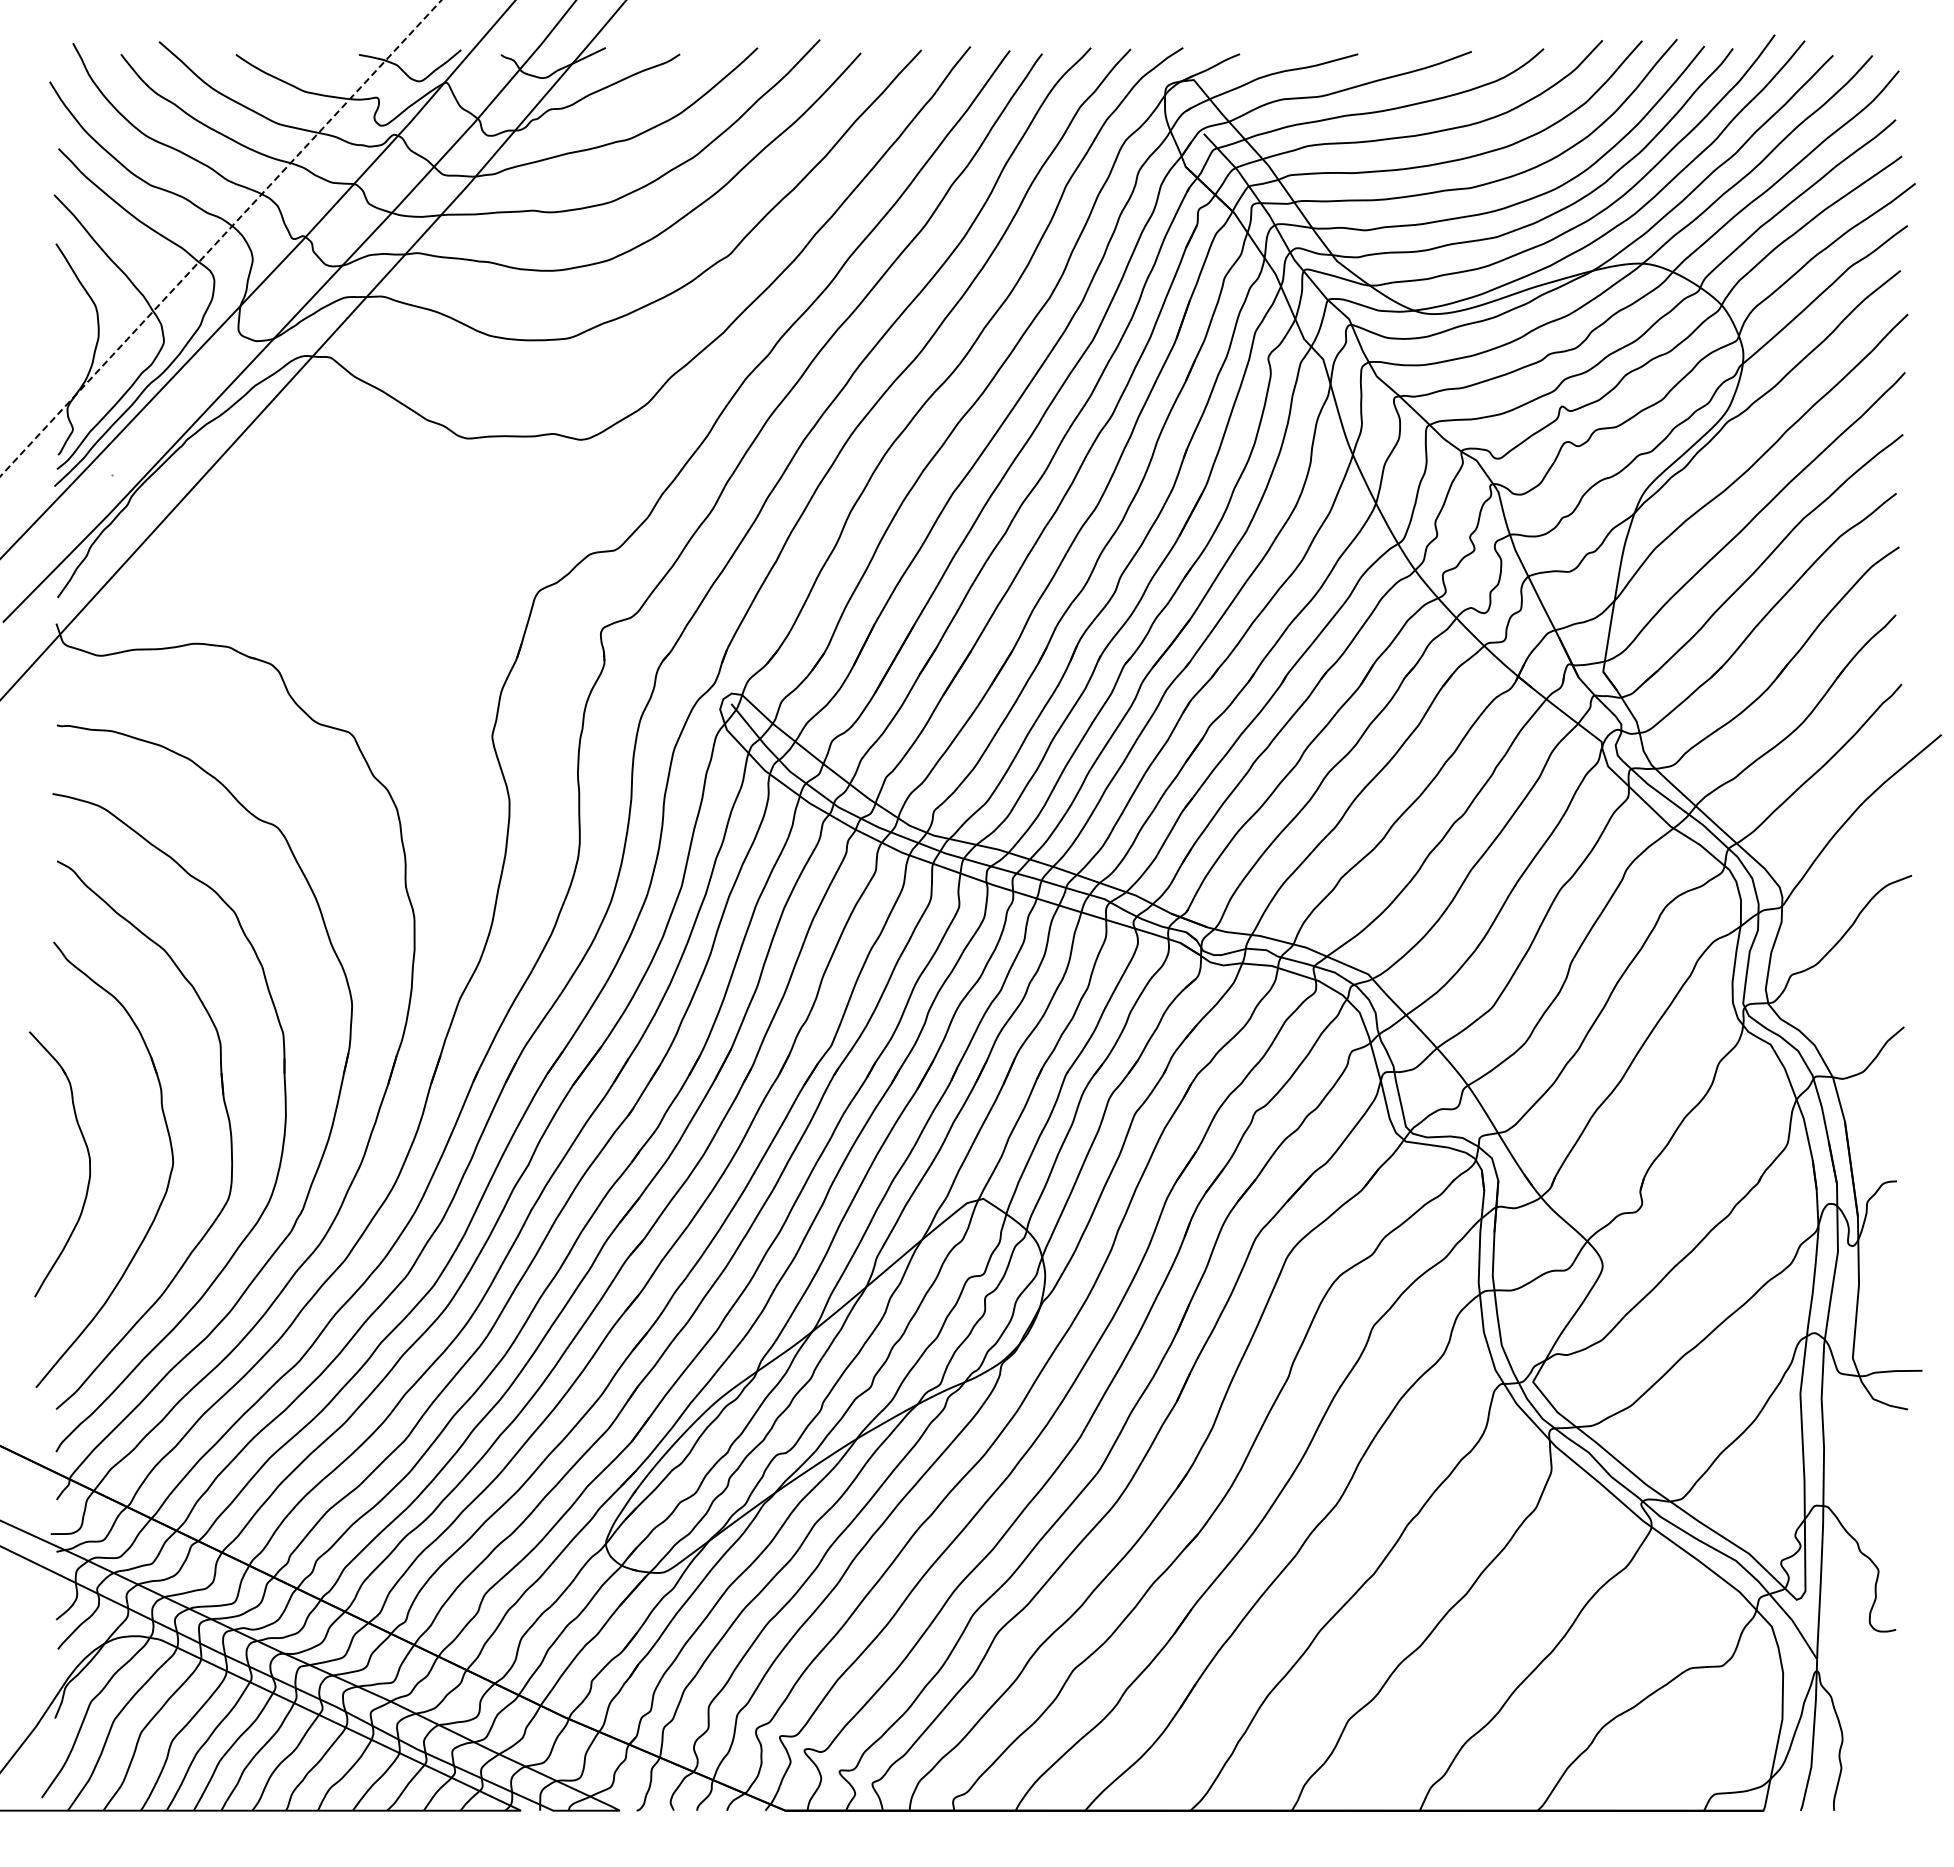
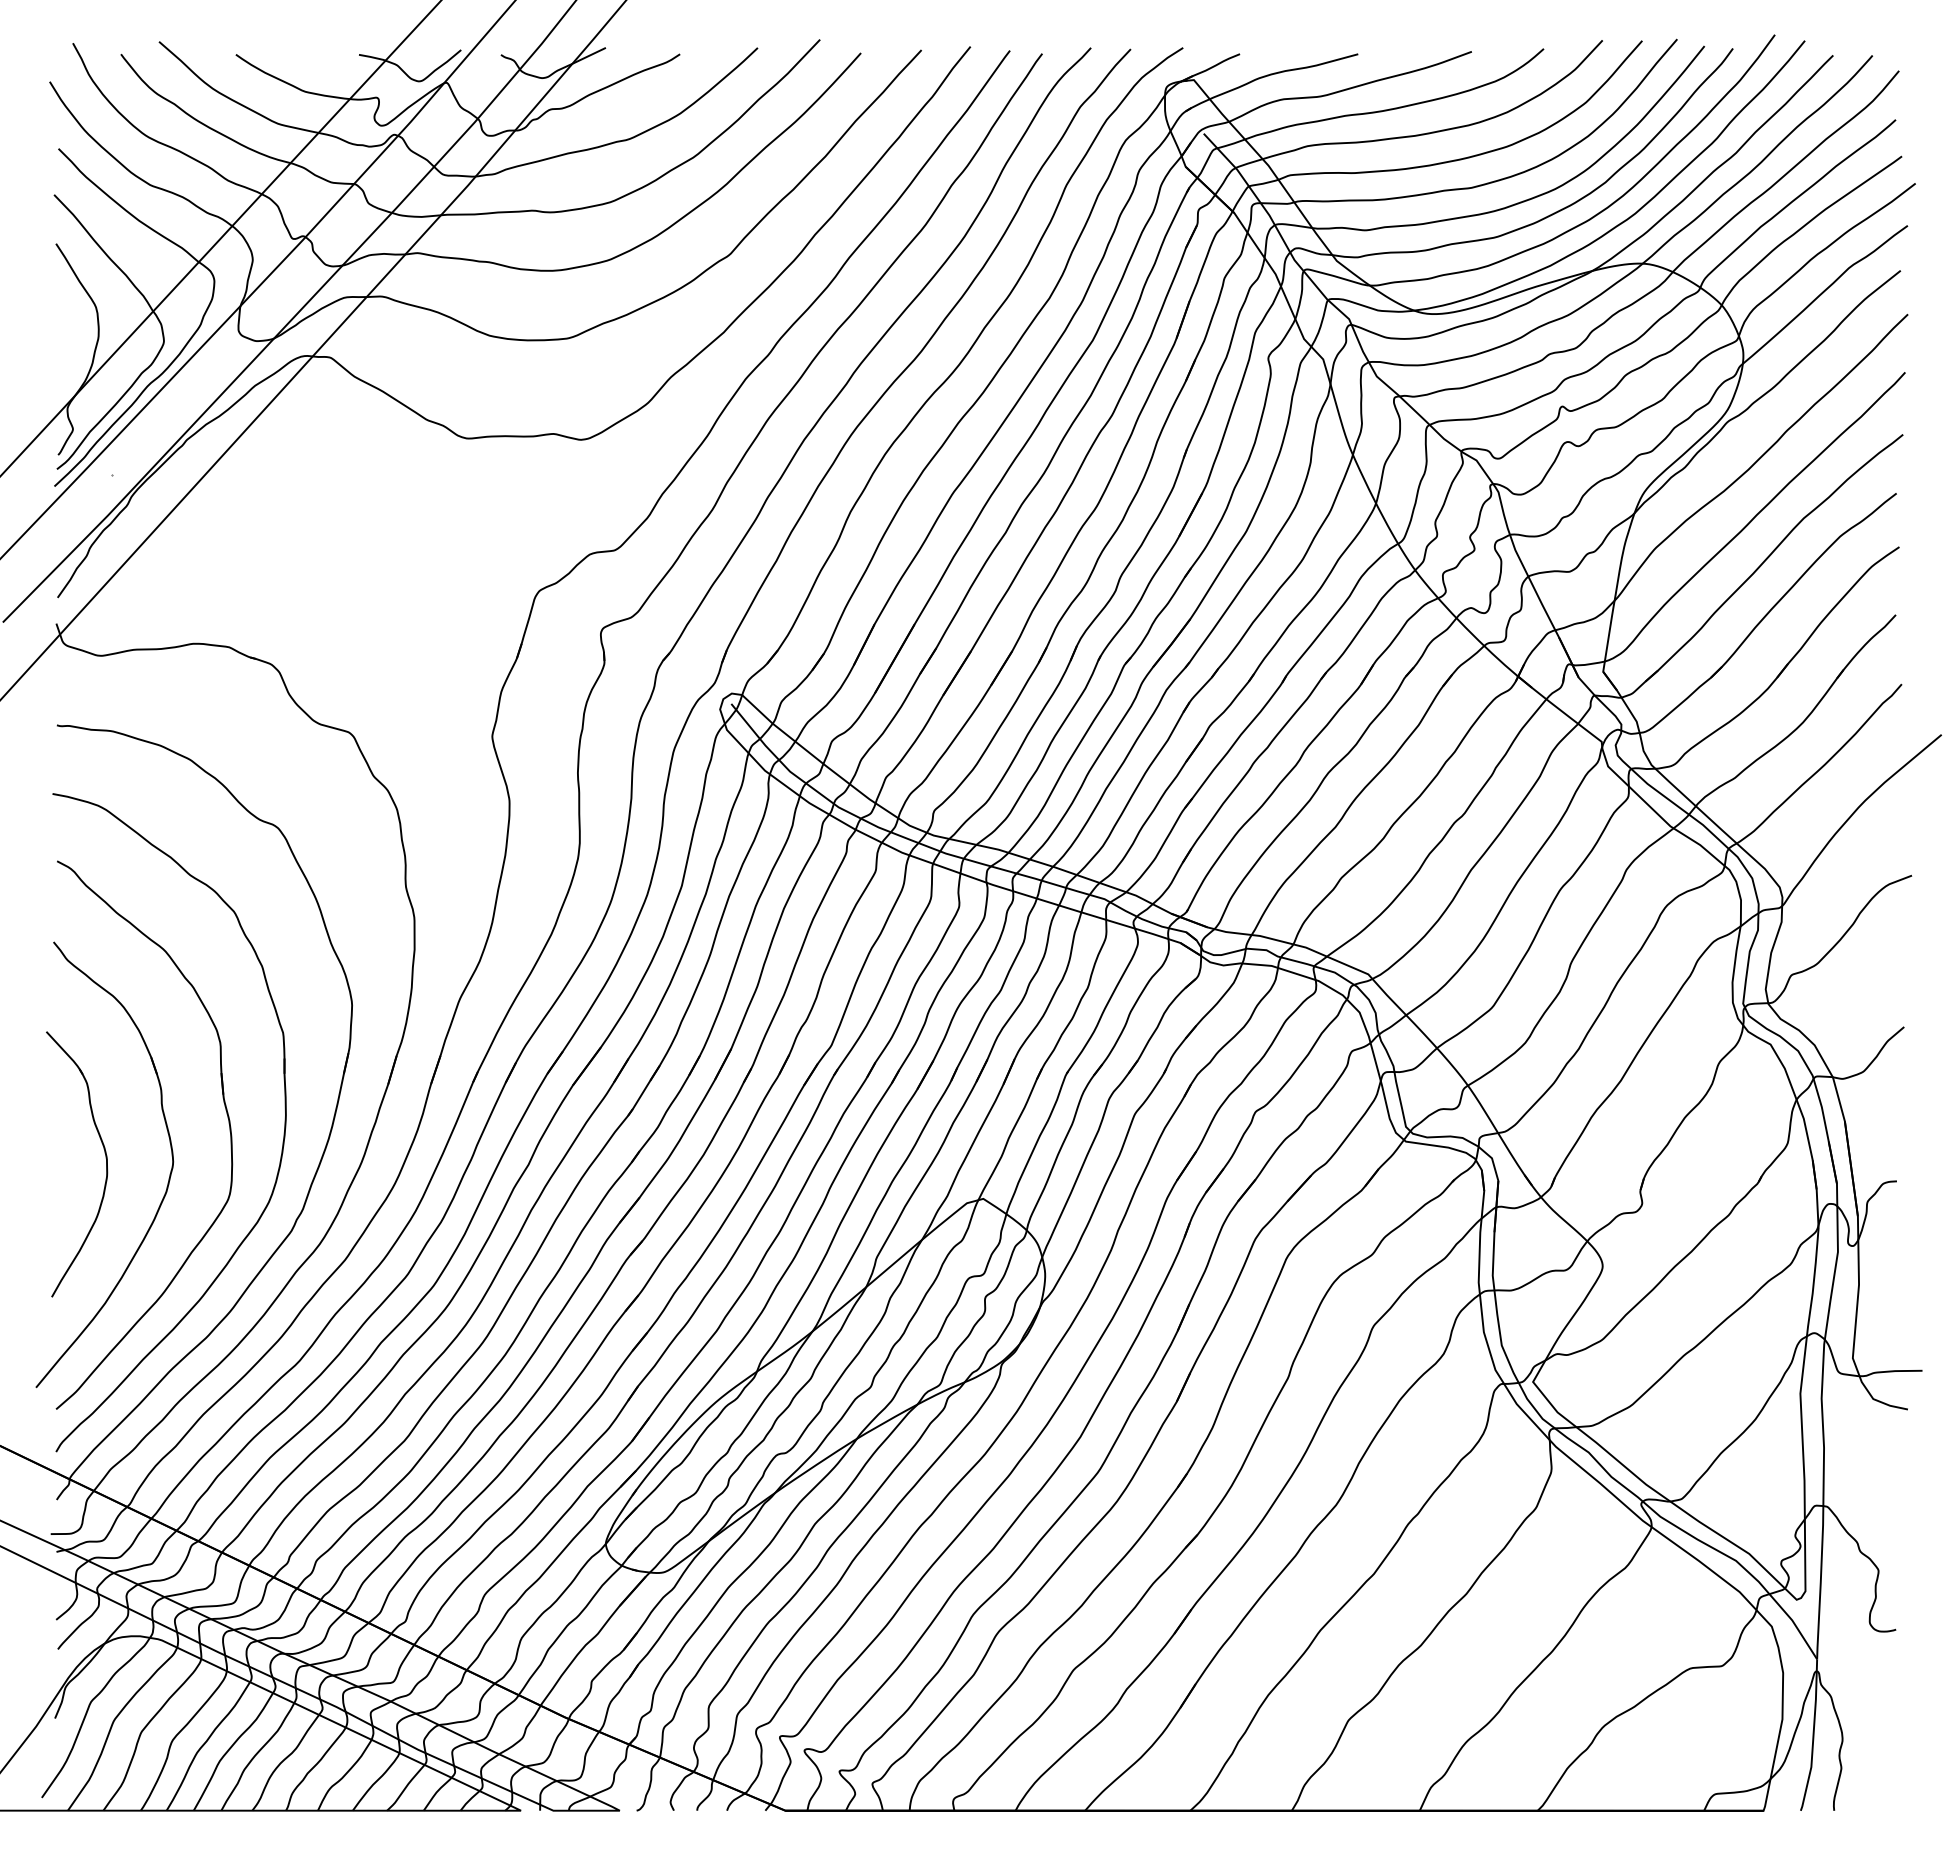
line: dashed -> solid (221, 238)
part position: (88, 1158) -> (105, 1158) (105, 1158)
